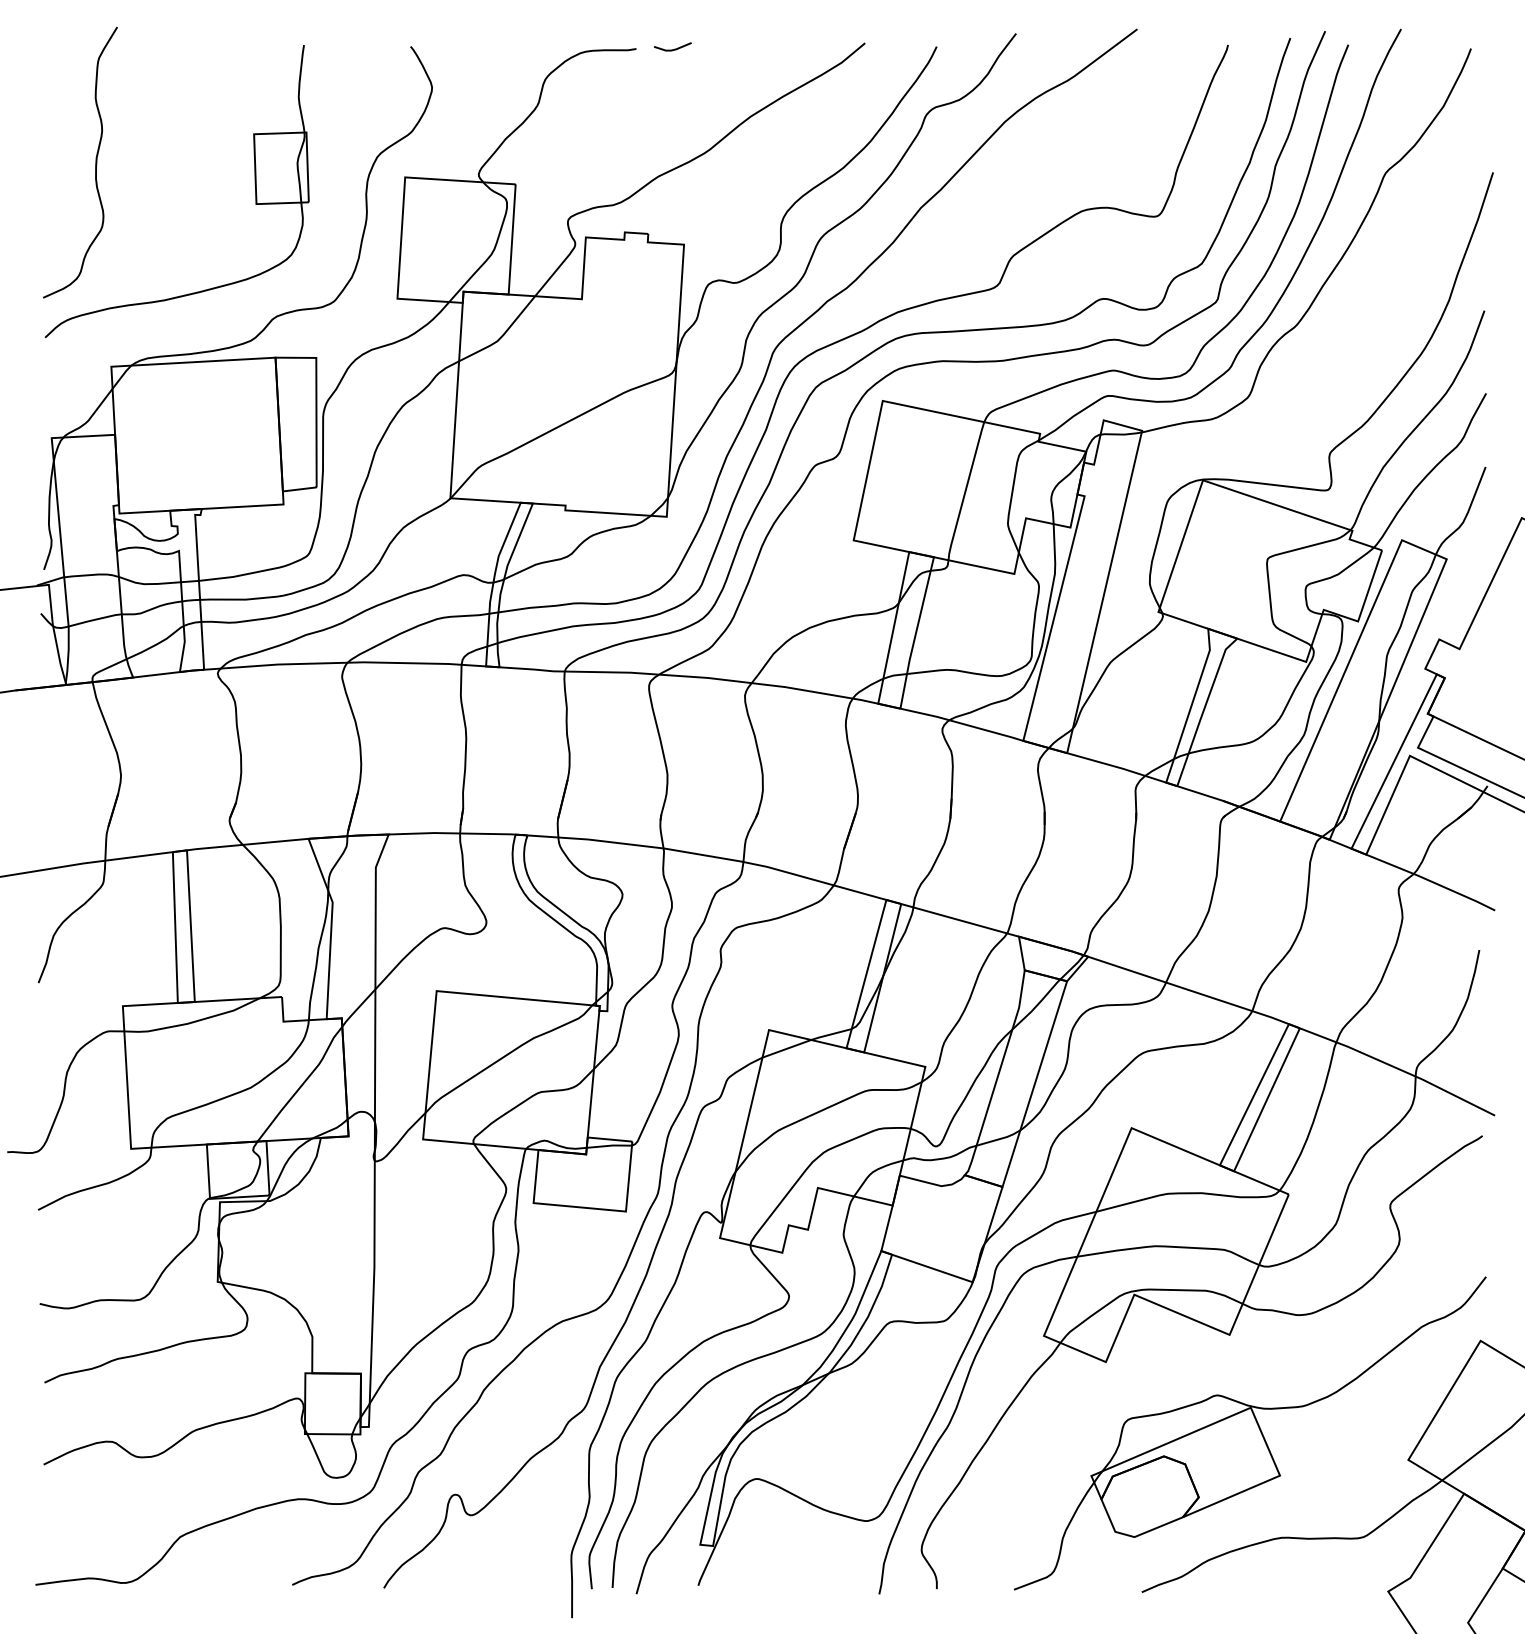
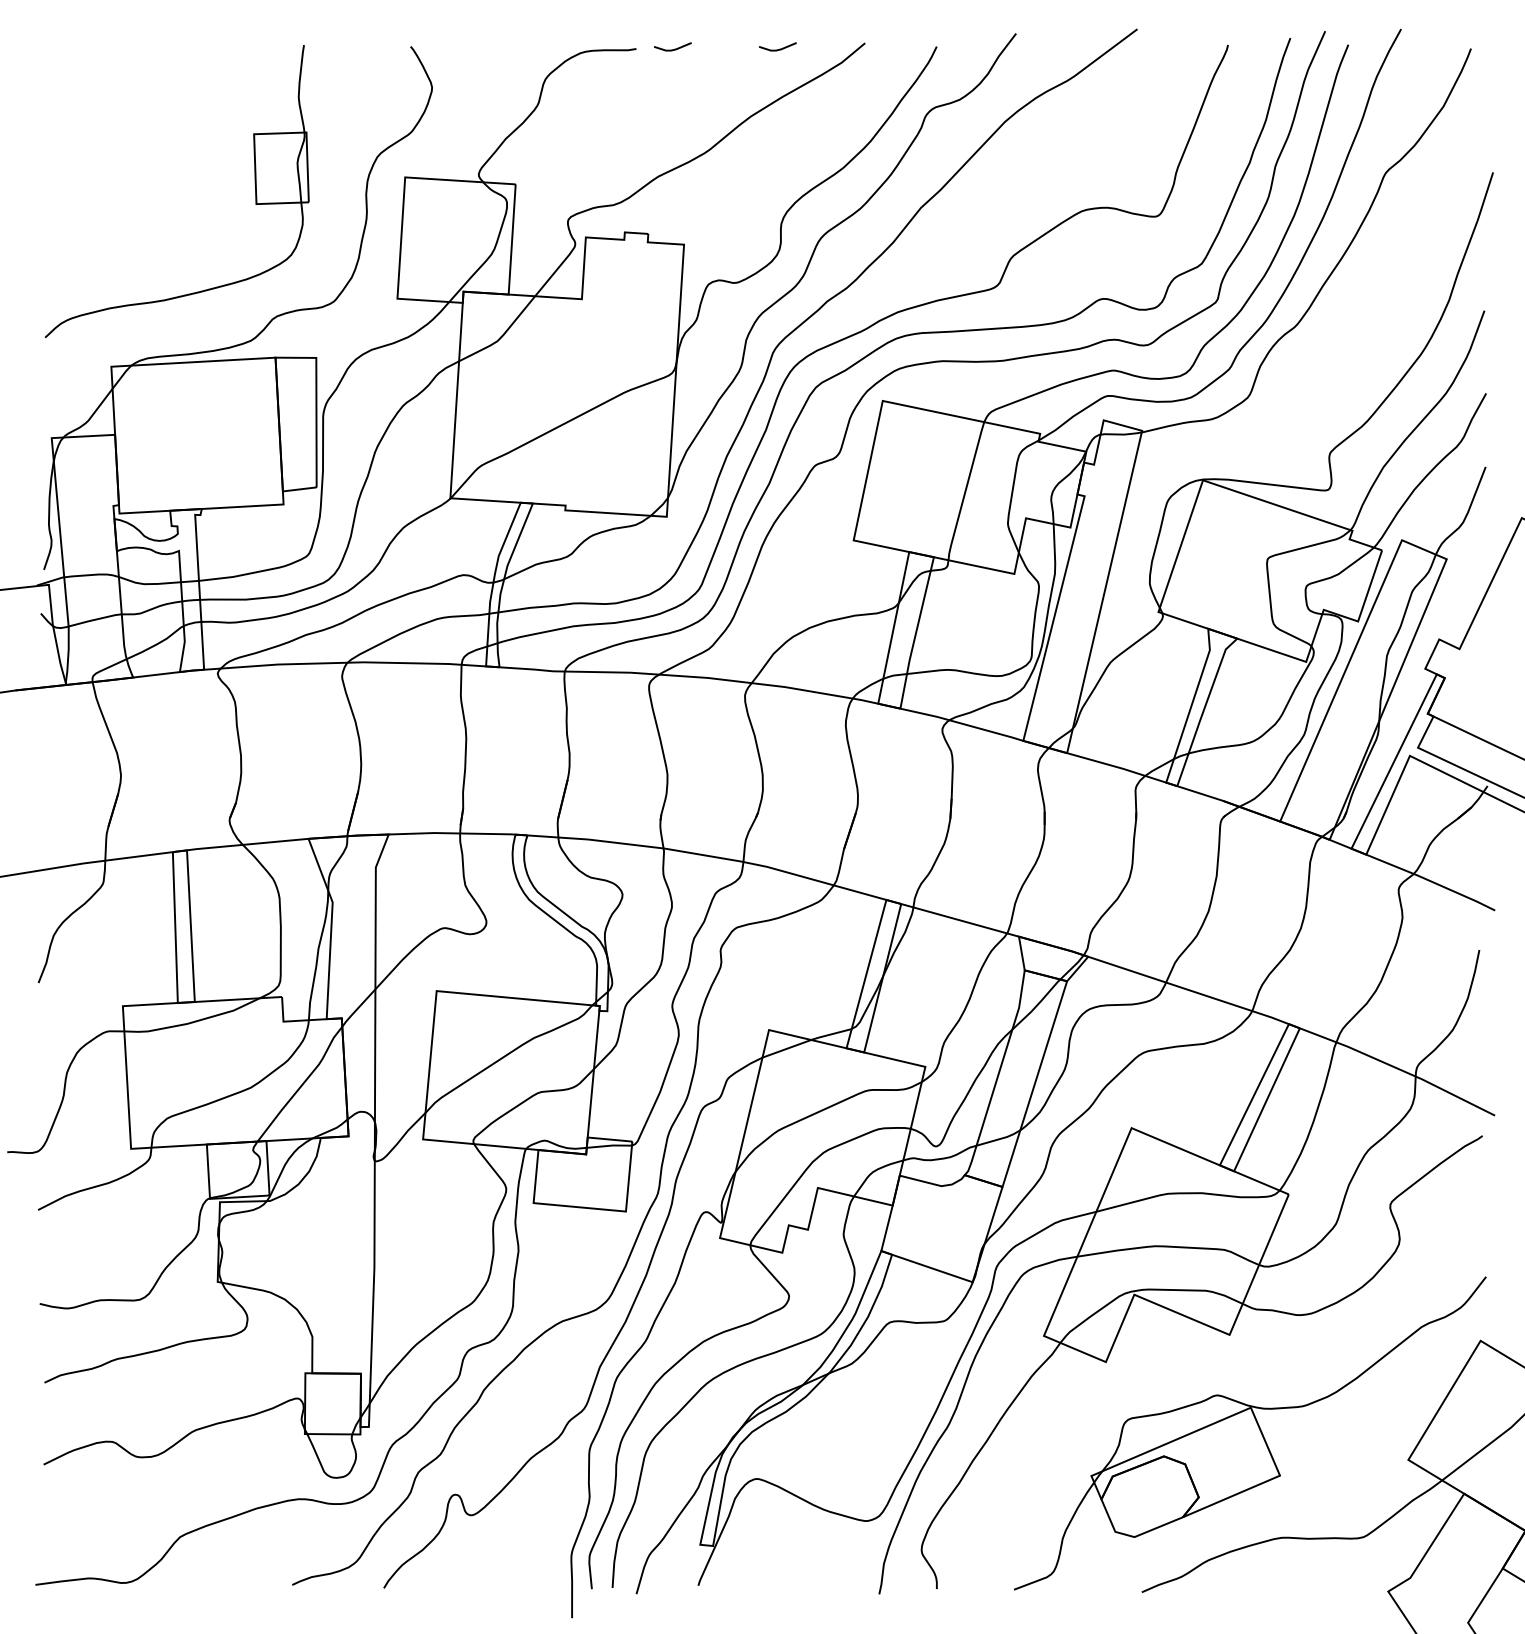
line: none -> present (779, 48)
curve: present -> none (95, 162)
